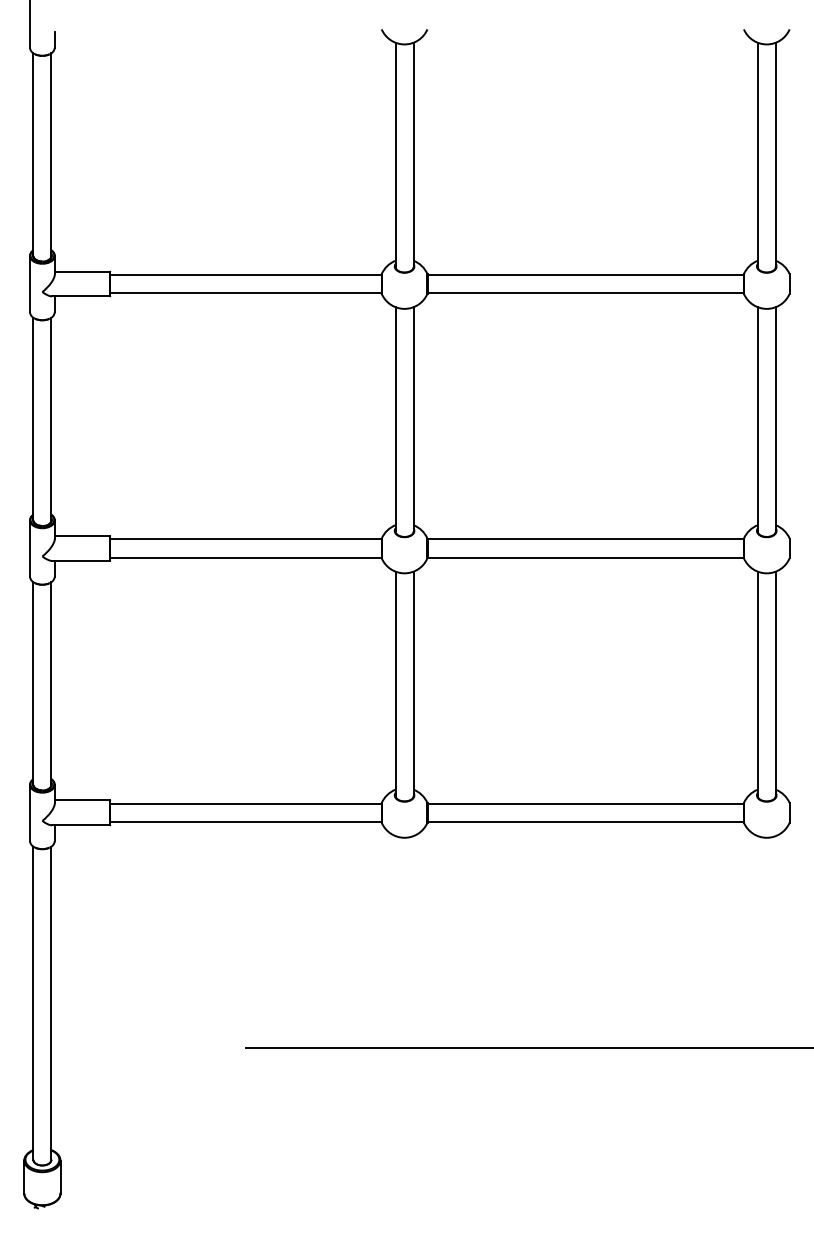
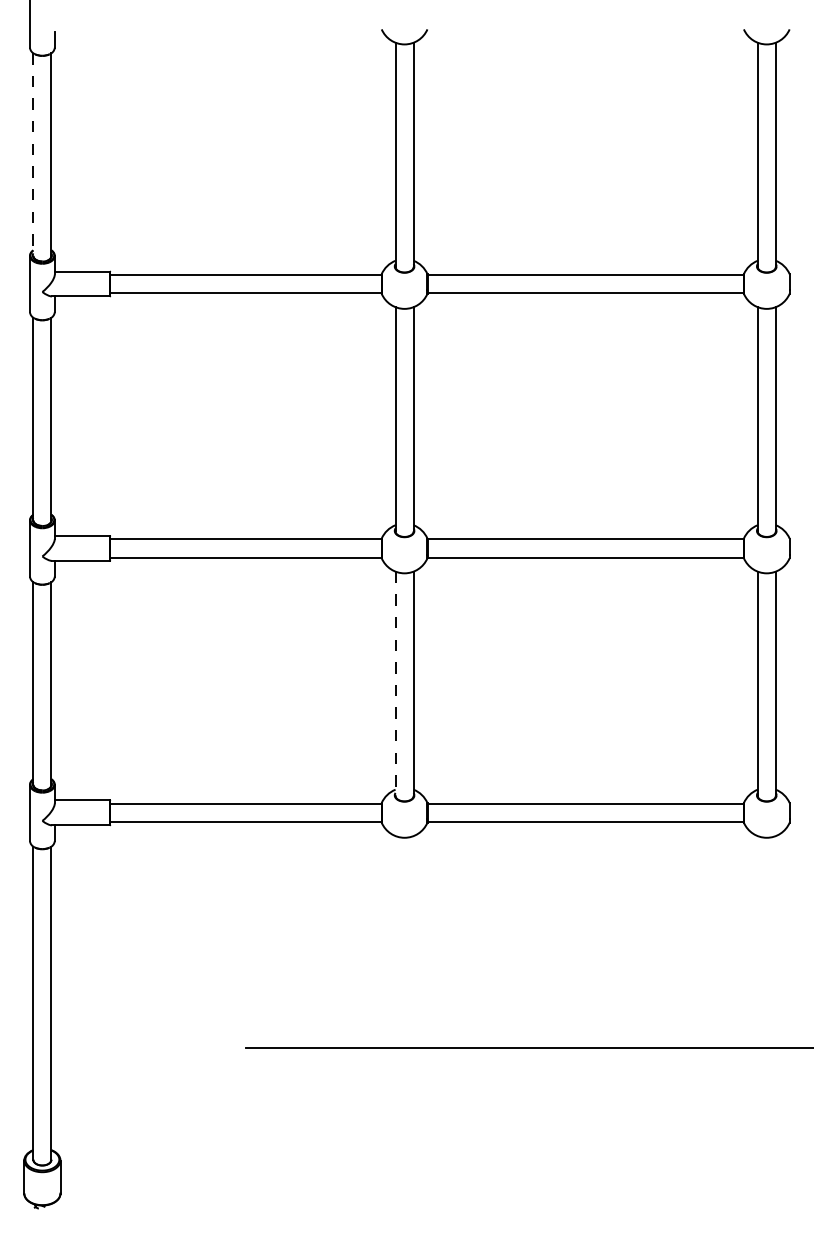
line: solid -> dashed (33, 155)
line: solid -> dashed (395, 684)
